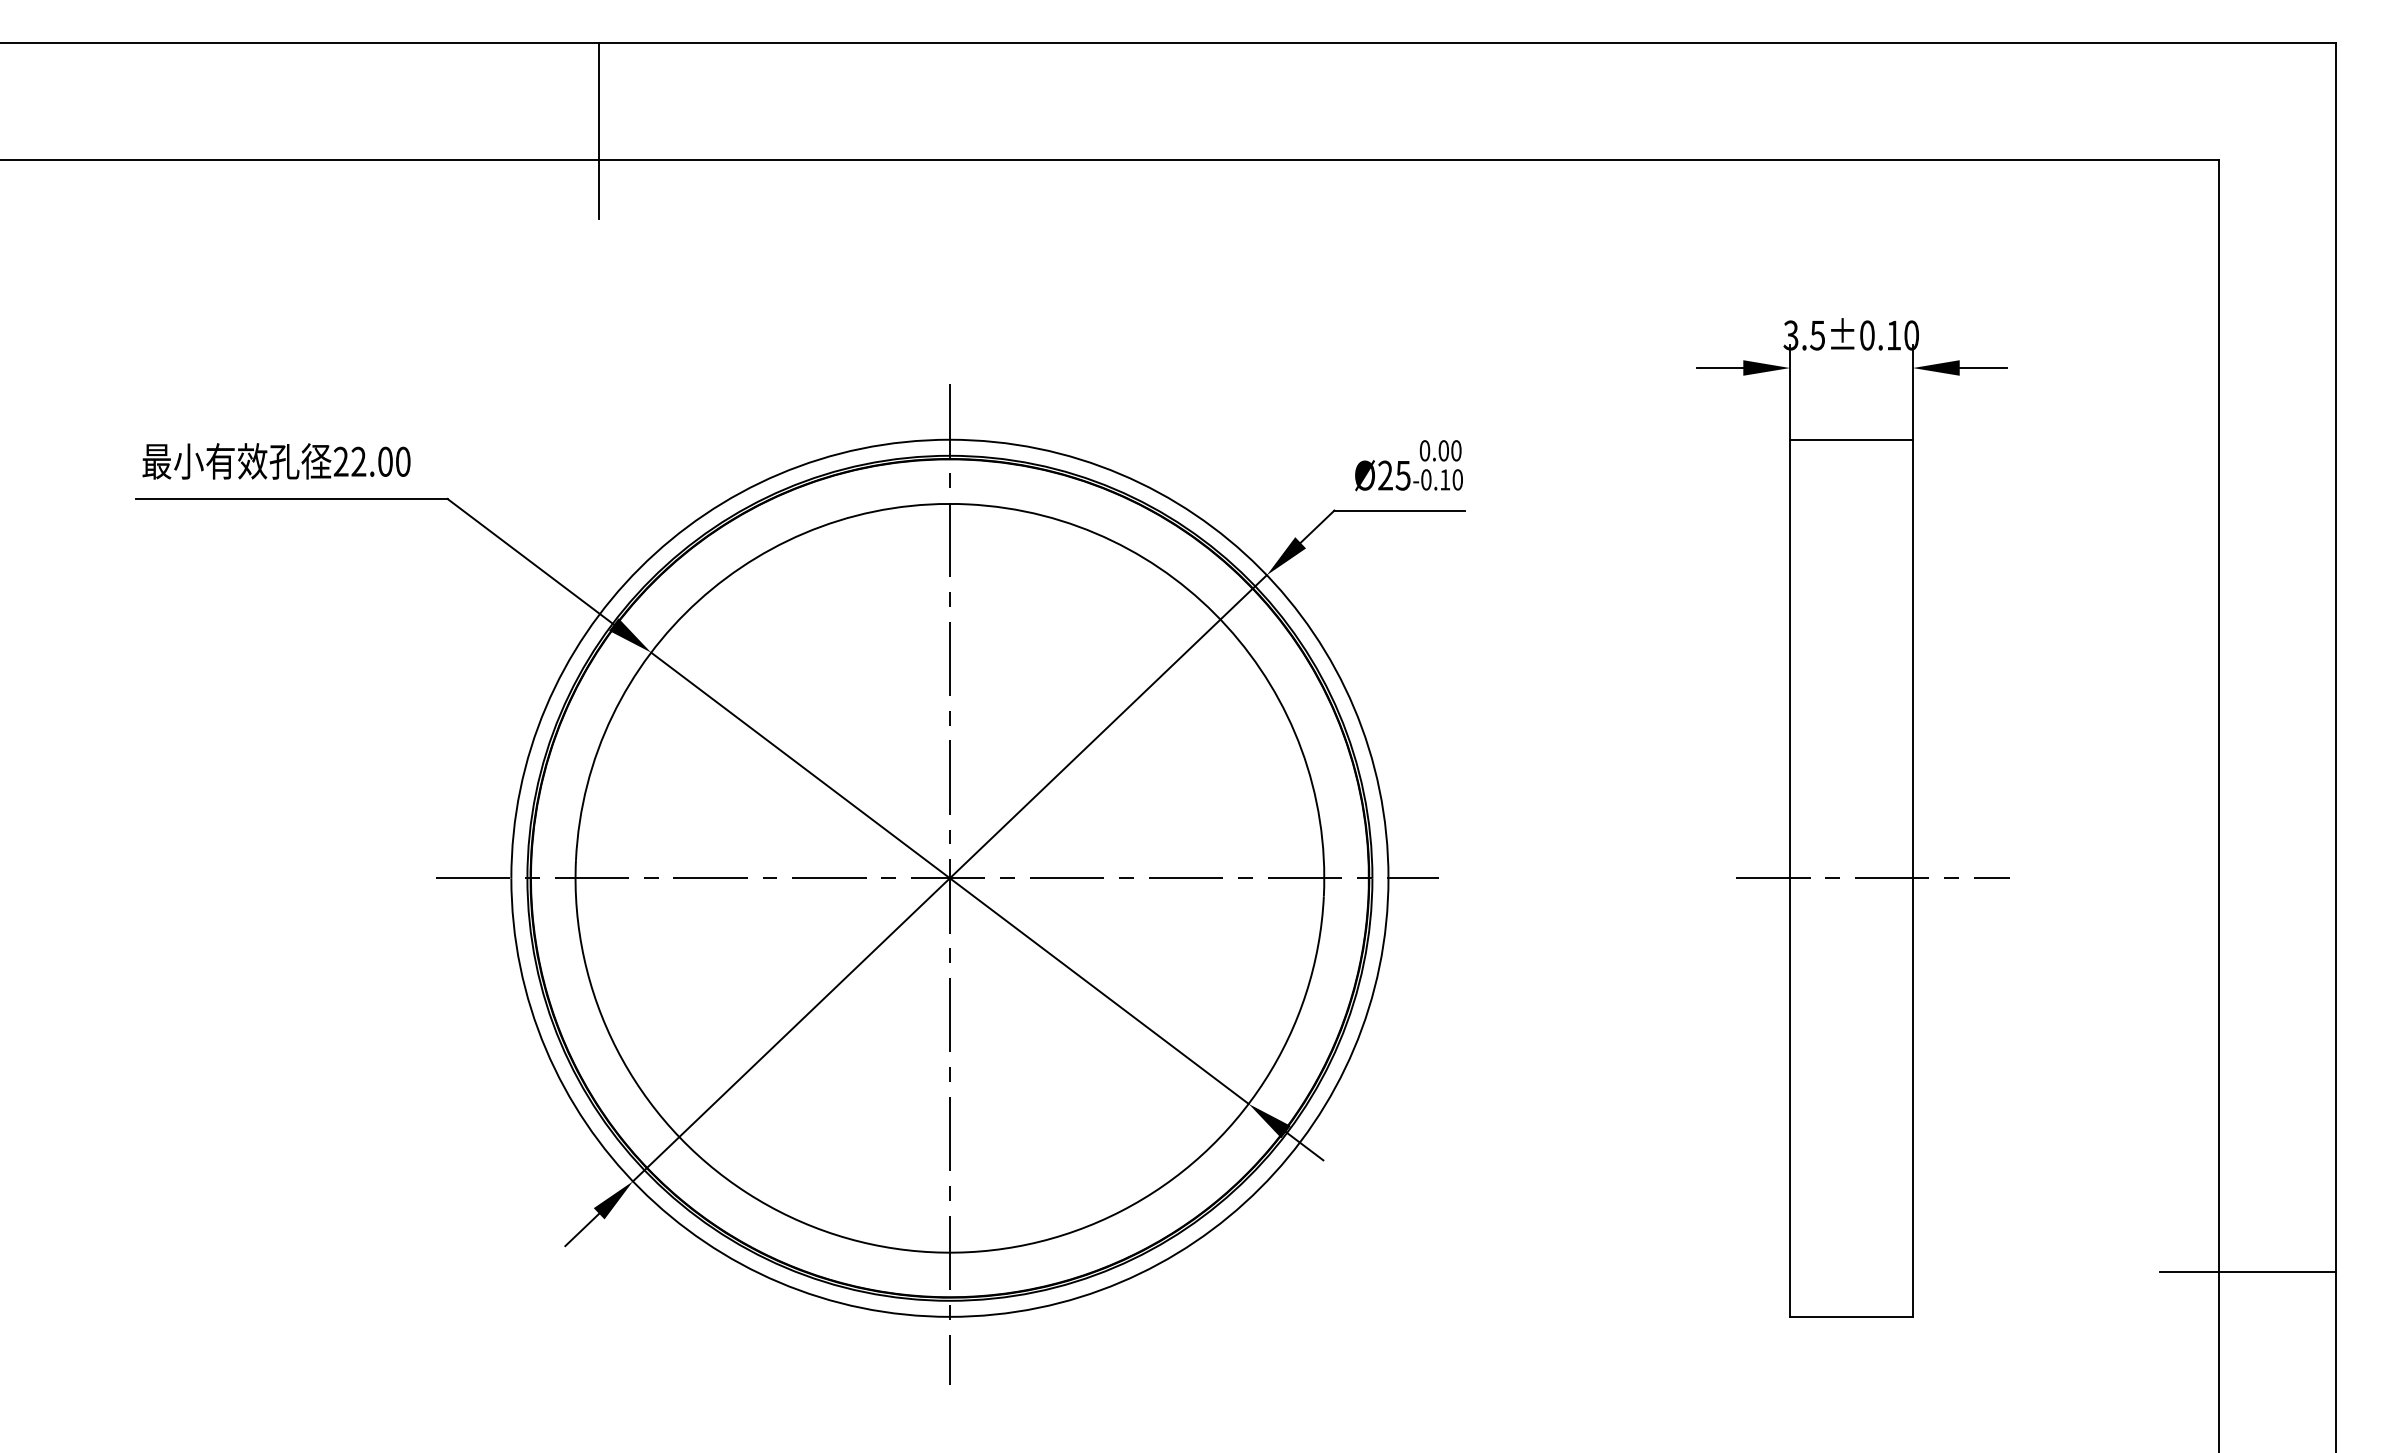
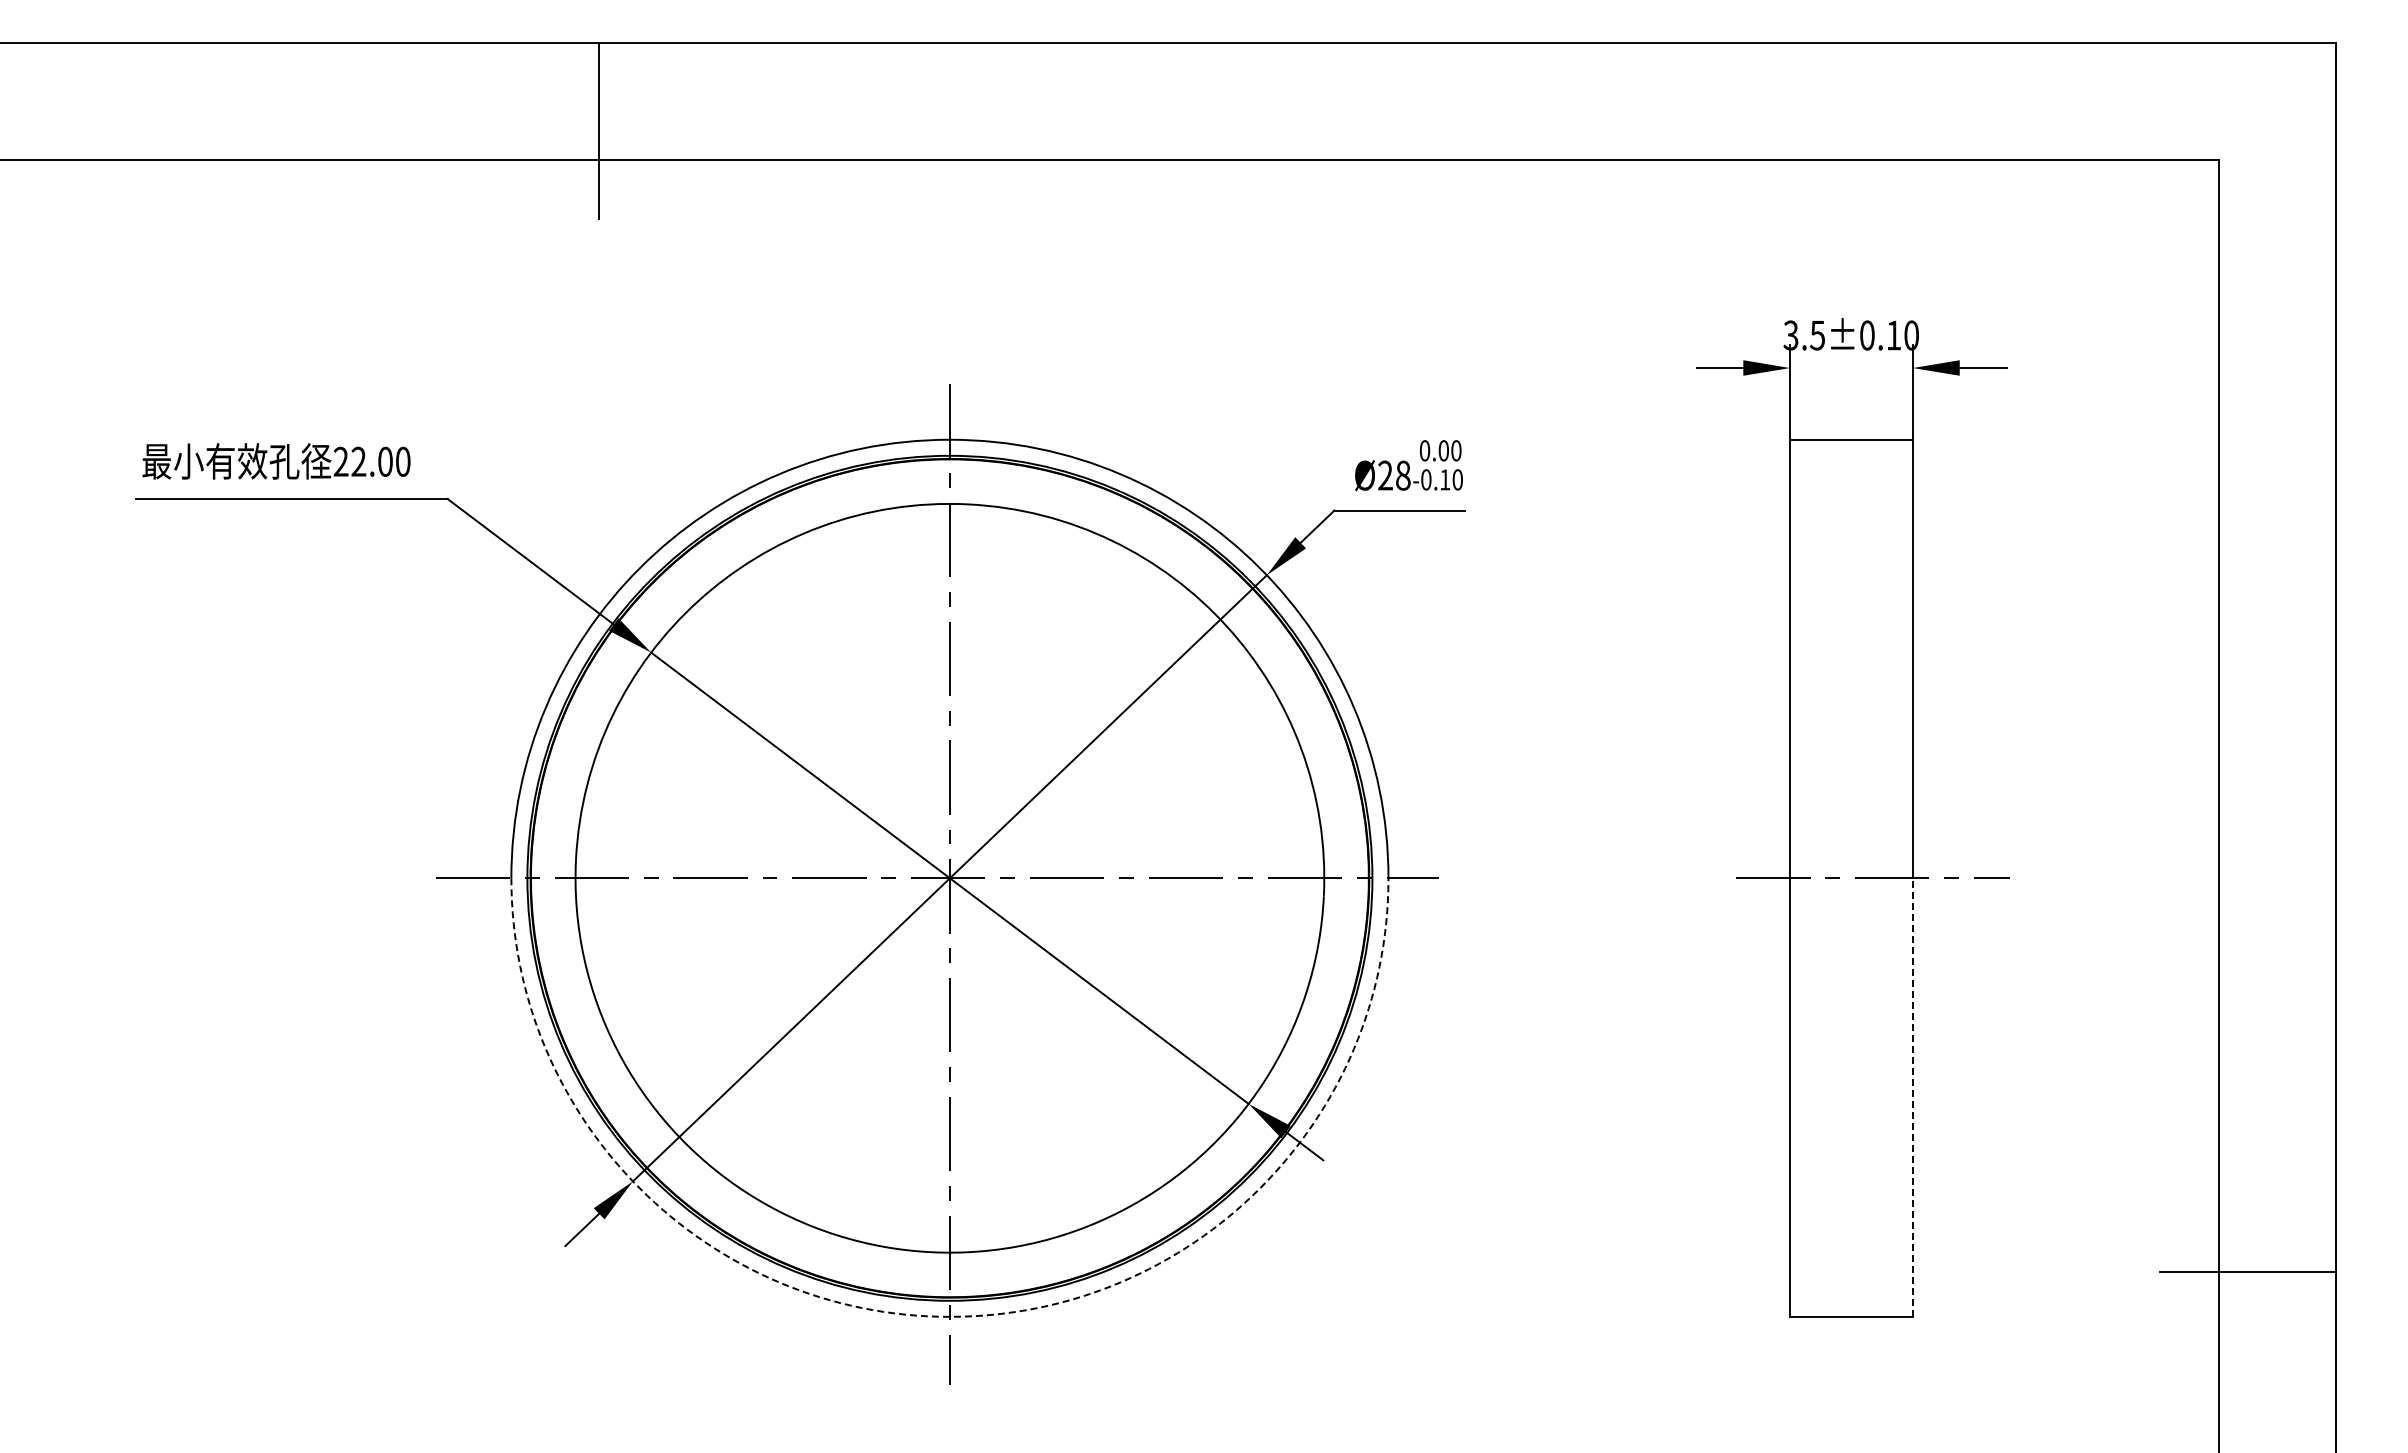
text: Ø25 -> Ø28 (1402, 475)
line: solid -> dashed (1912, 1097)
arc: solid -> dashed (949, 1316)
